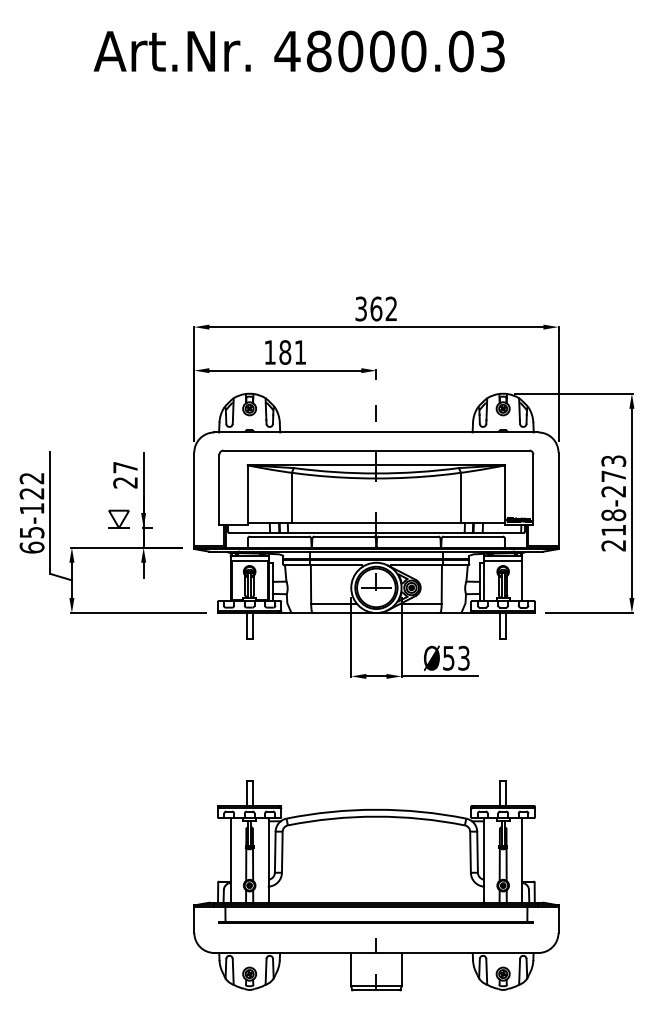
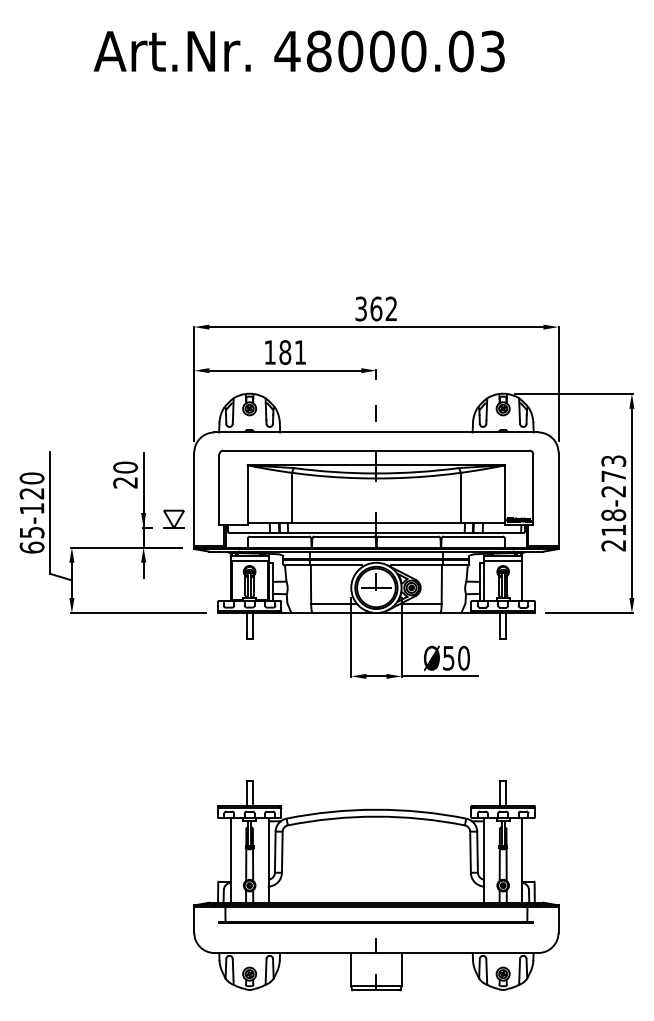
text: 27 -> 20 (125, 467)
text: 65-122 -> 65-120 (31, 478)
part position: (118, 518) -> (173, 518) (173, 518)
text: Ø53 -> Ø50 (463, 657)
